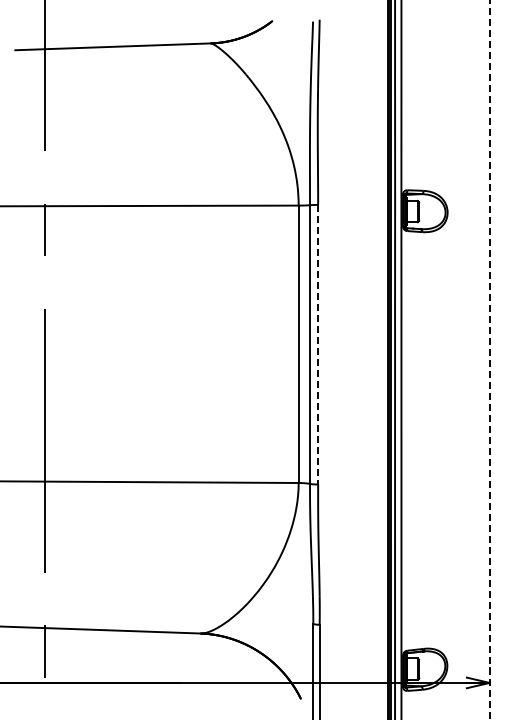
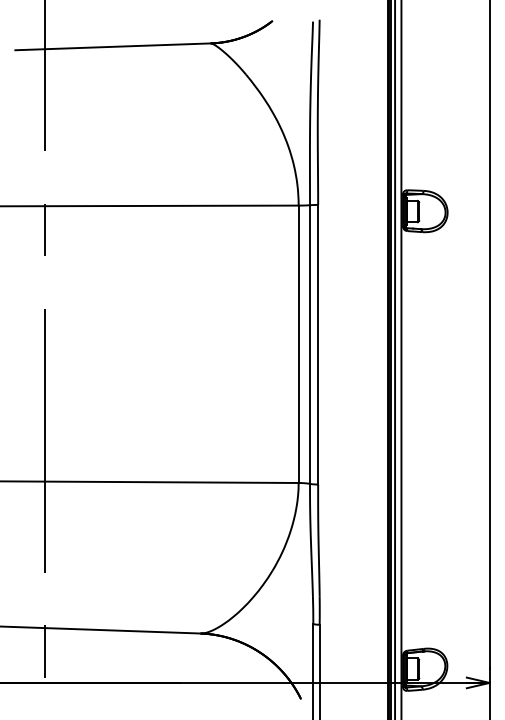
line: dashed -> solid (318, 344)
line: dashed -> solid (489, 359)
